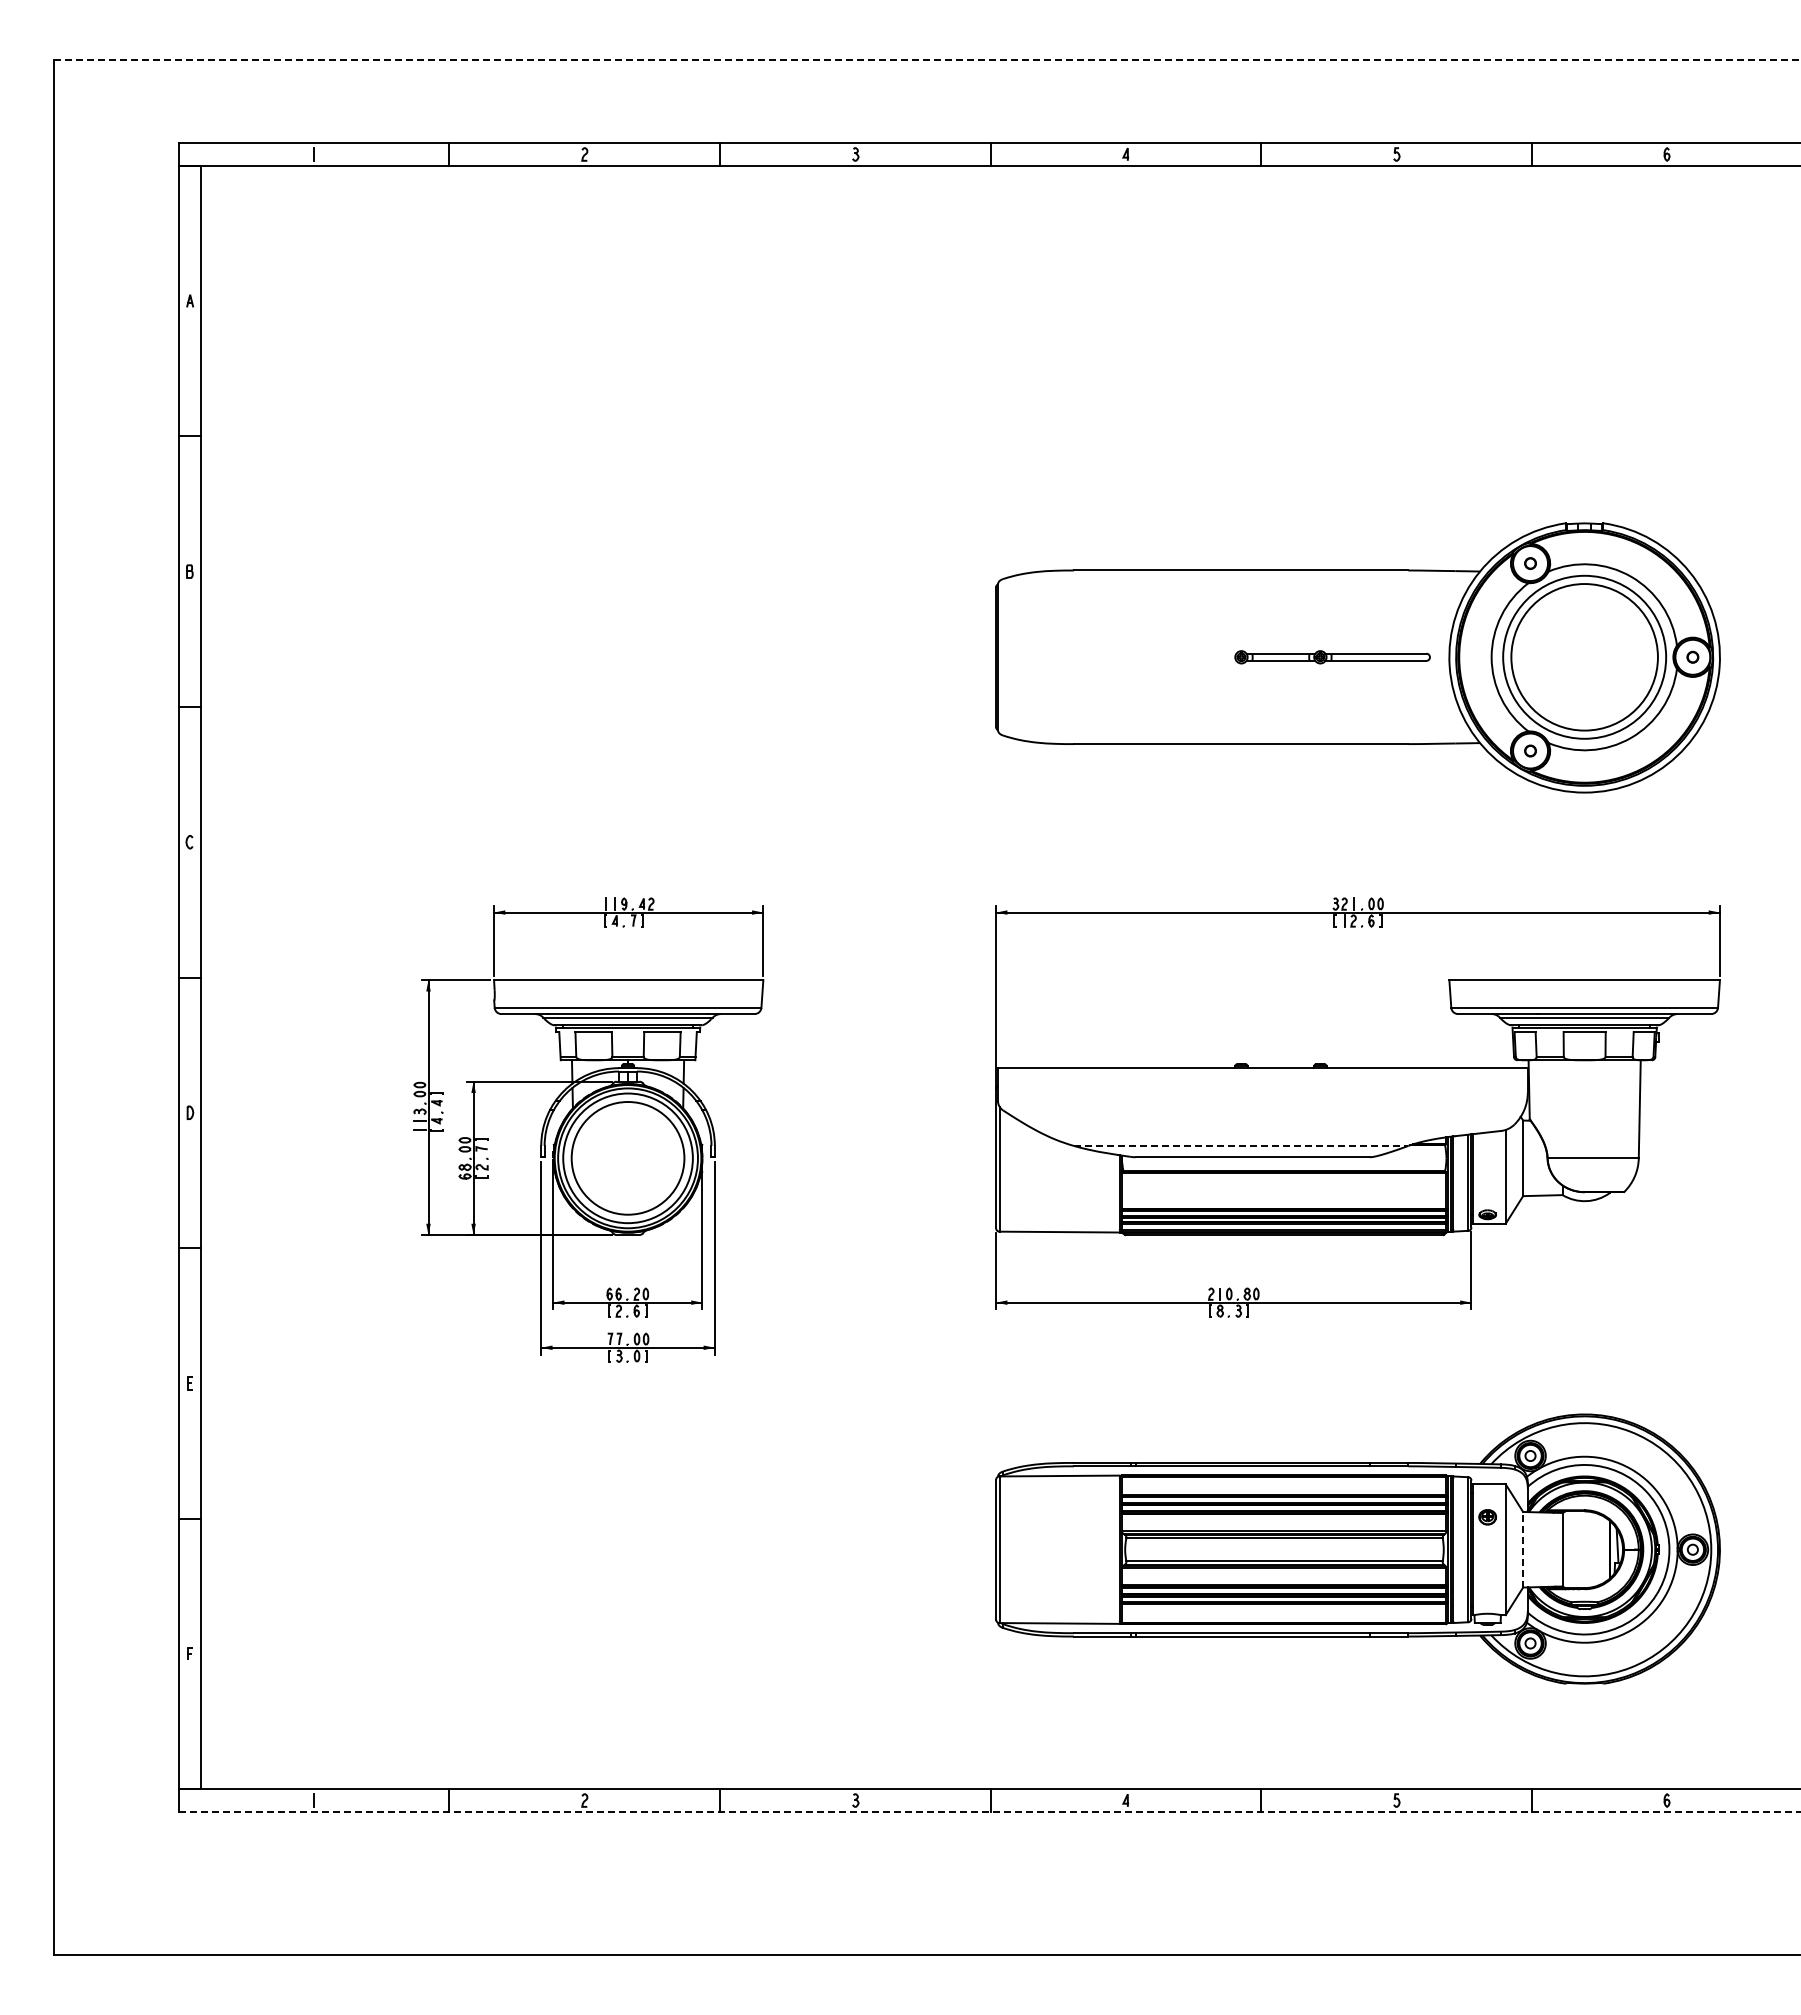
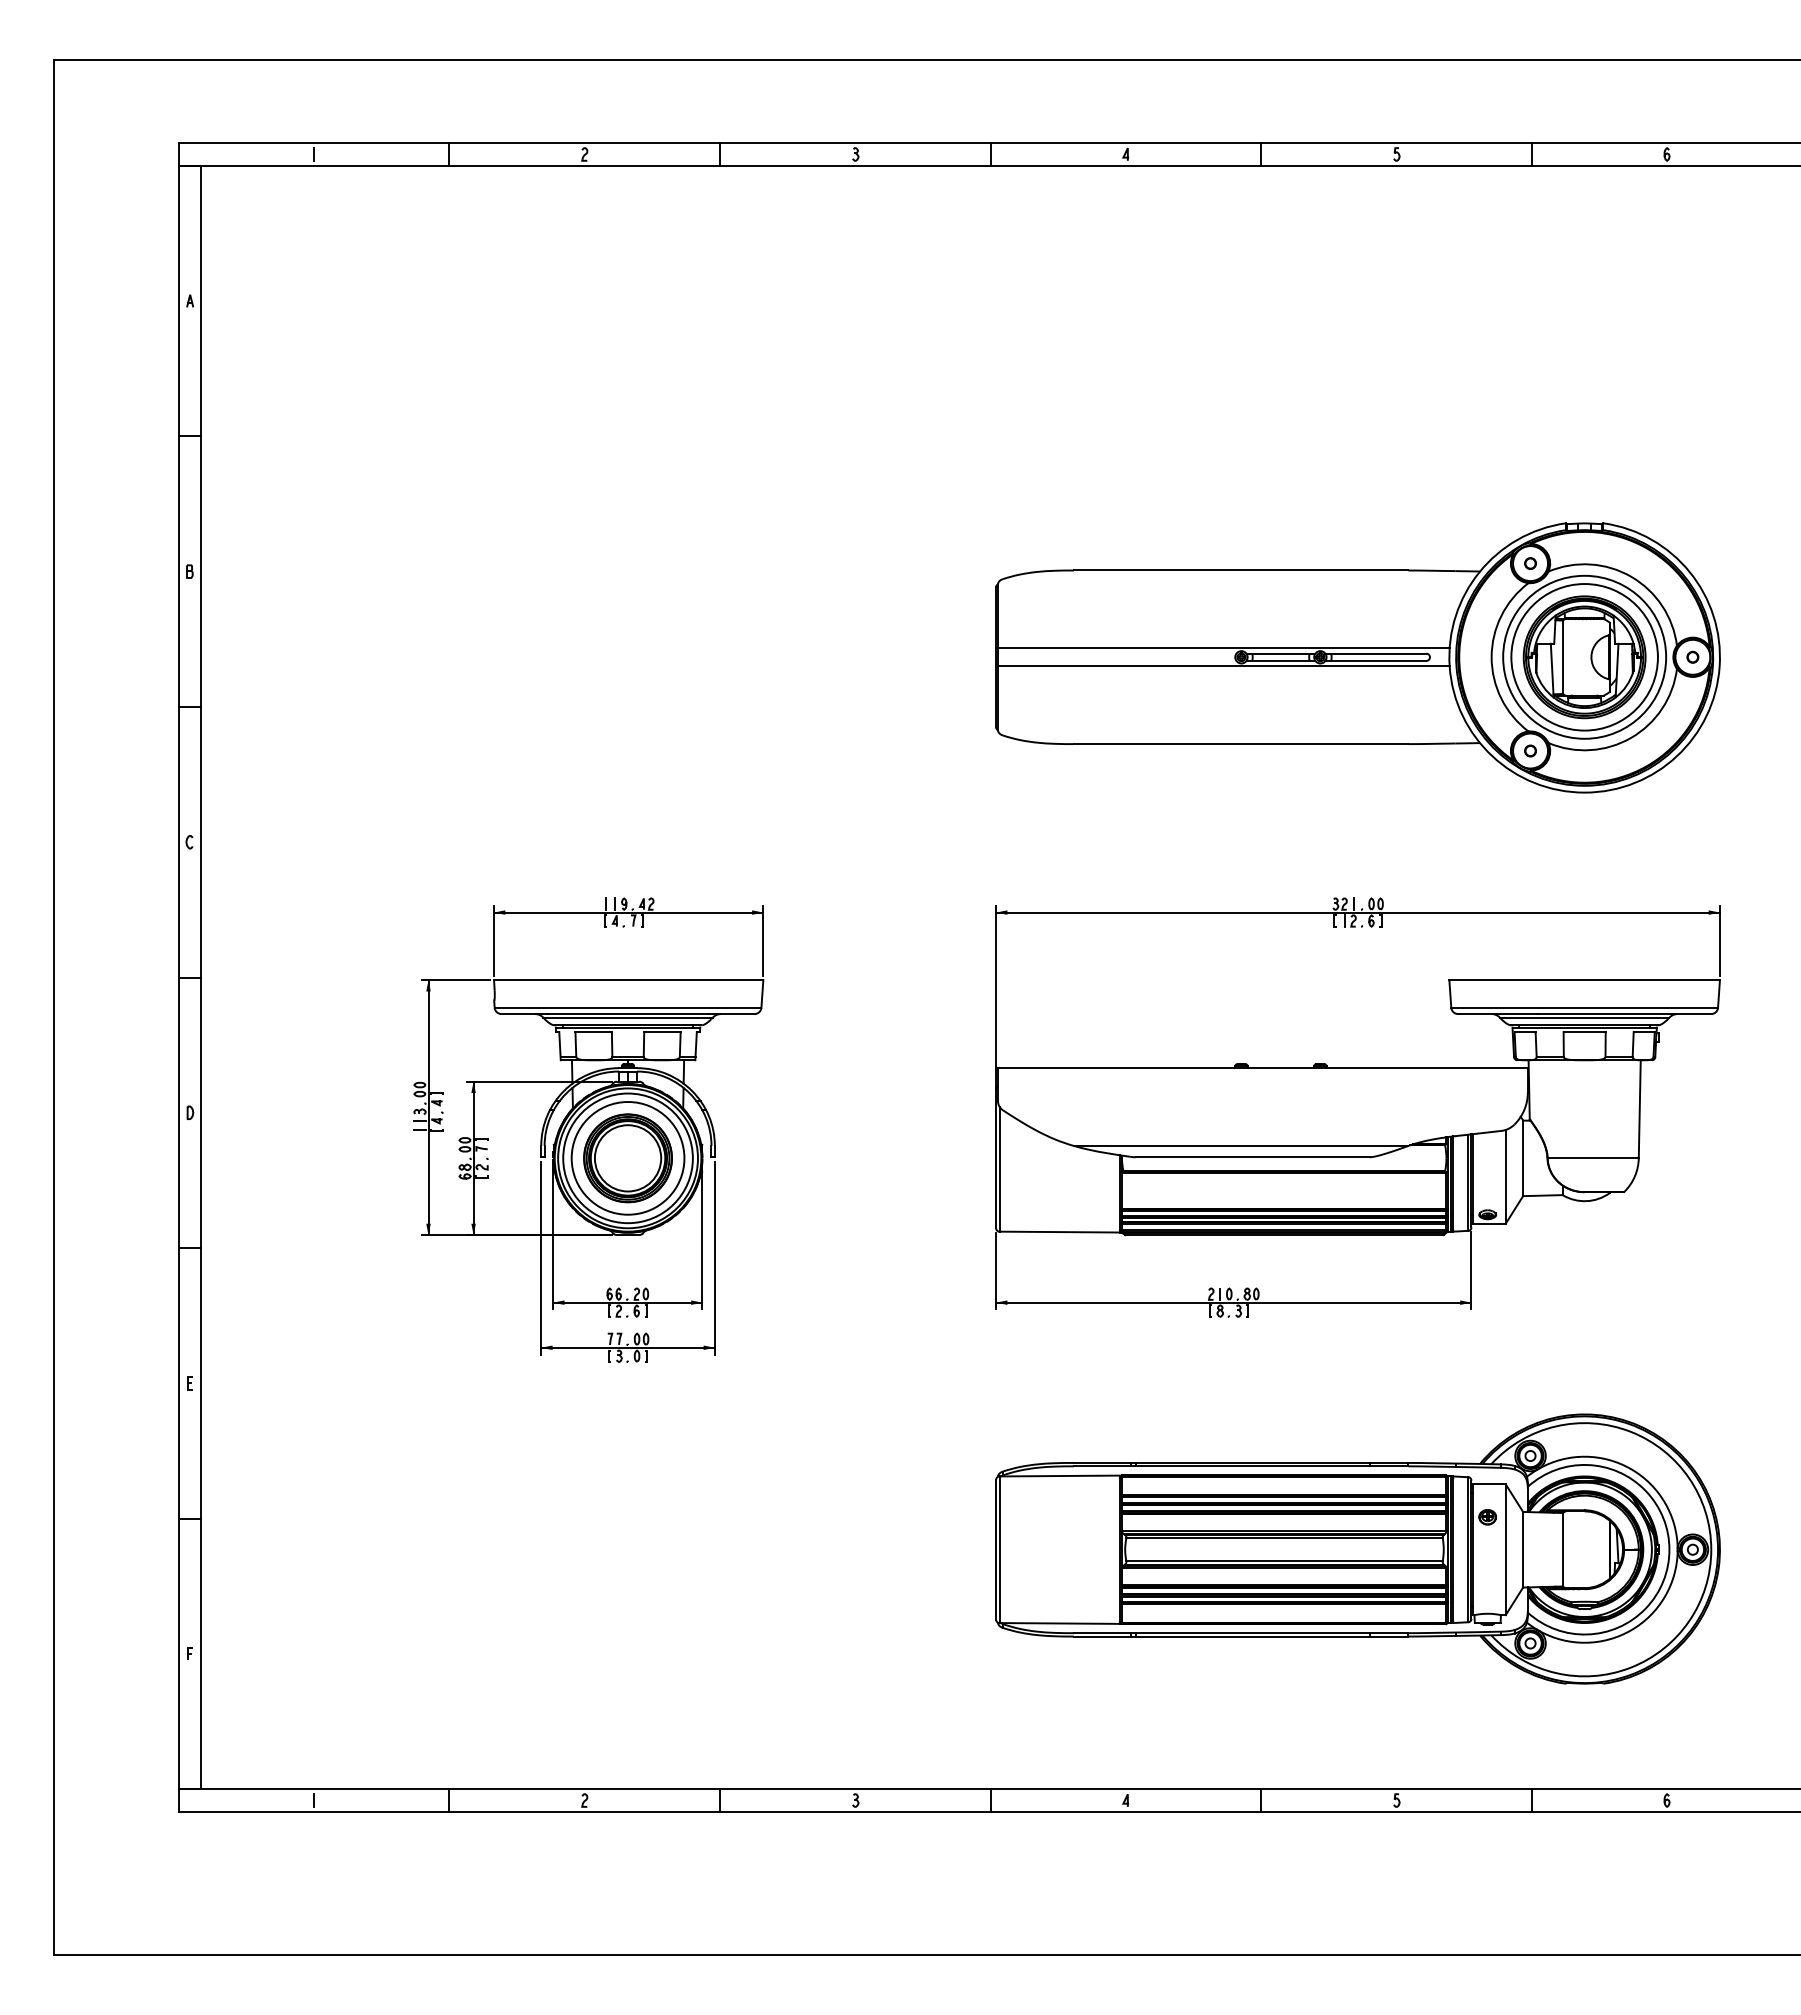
line: dashed -> solid (927, 60)
line: none -> present (1223, 648)
part: none -> present (1584, 657)
line: none -> present (1223, 666)
line: dashed -> solid (1241, 1145)
part: none -> present (627, 1158)
line: dashed -> solid (1523, 1549)
line: dashed -> solid (989, 1811)
